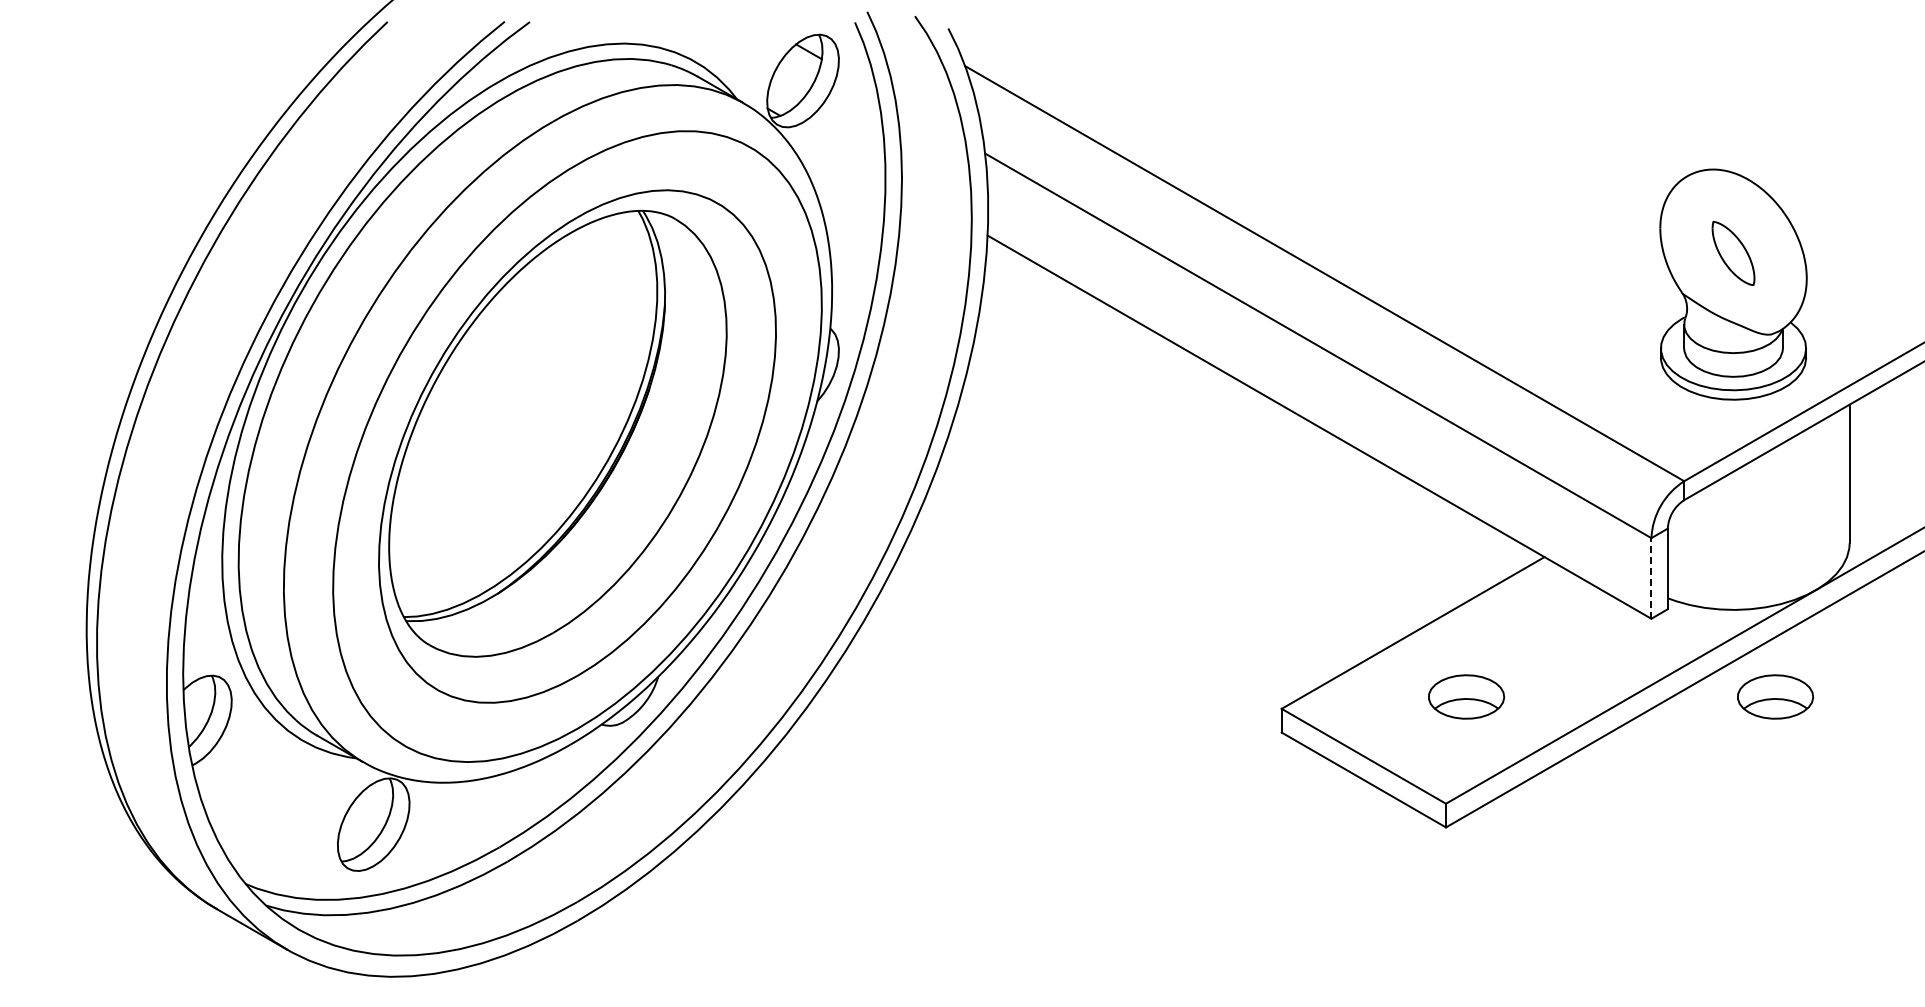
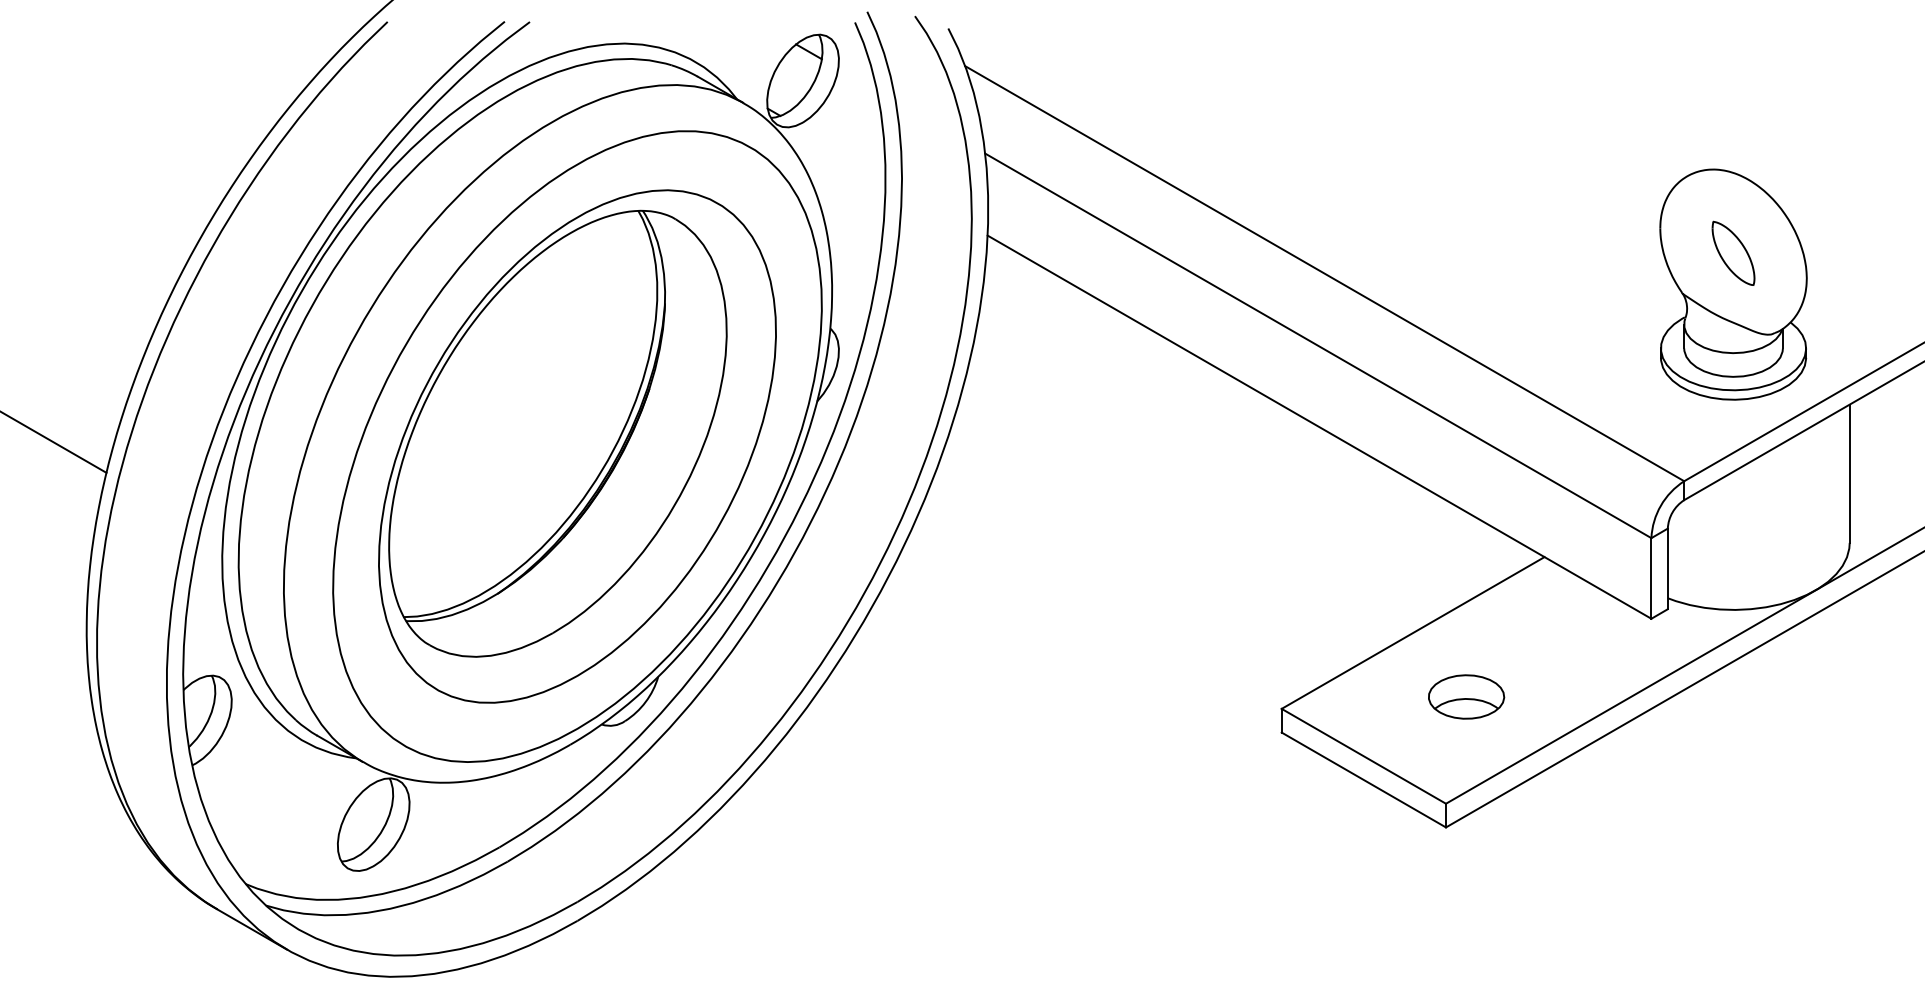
line: none -> present (54, 442)
line: dashed -> solid (1651, 577)
part: present -> none (1775, 696)
